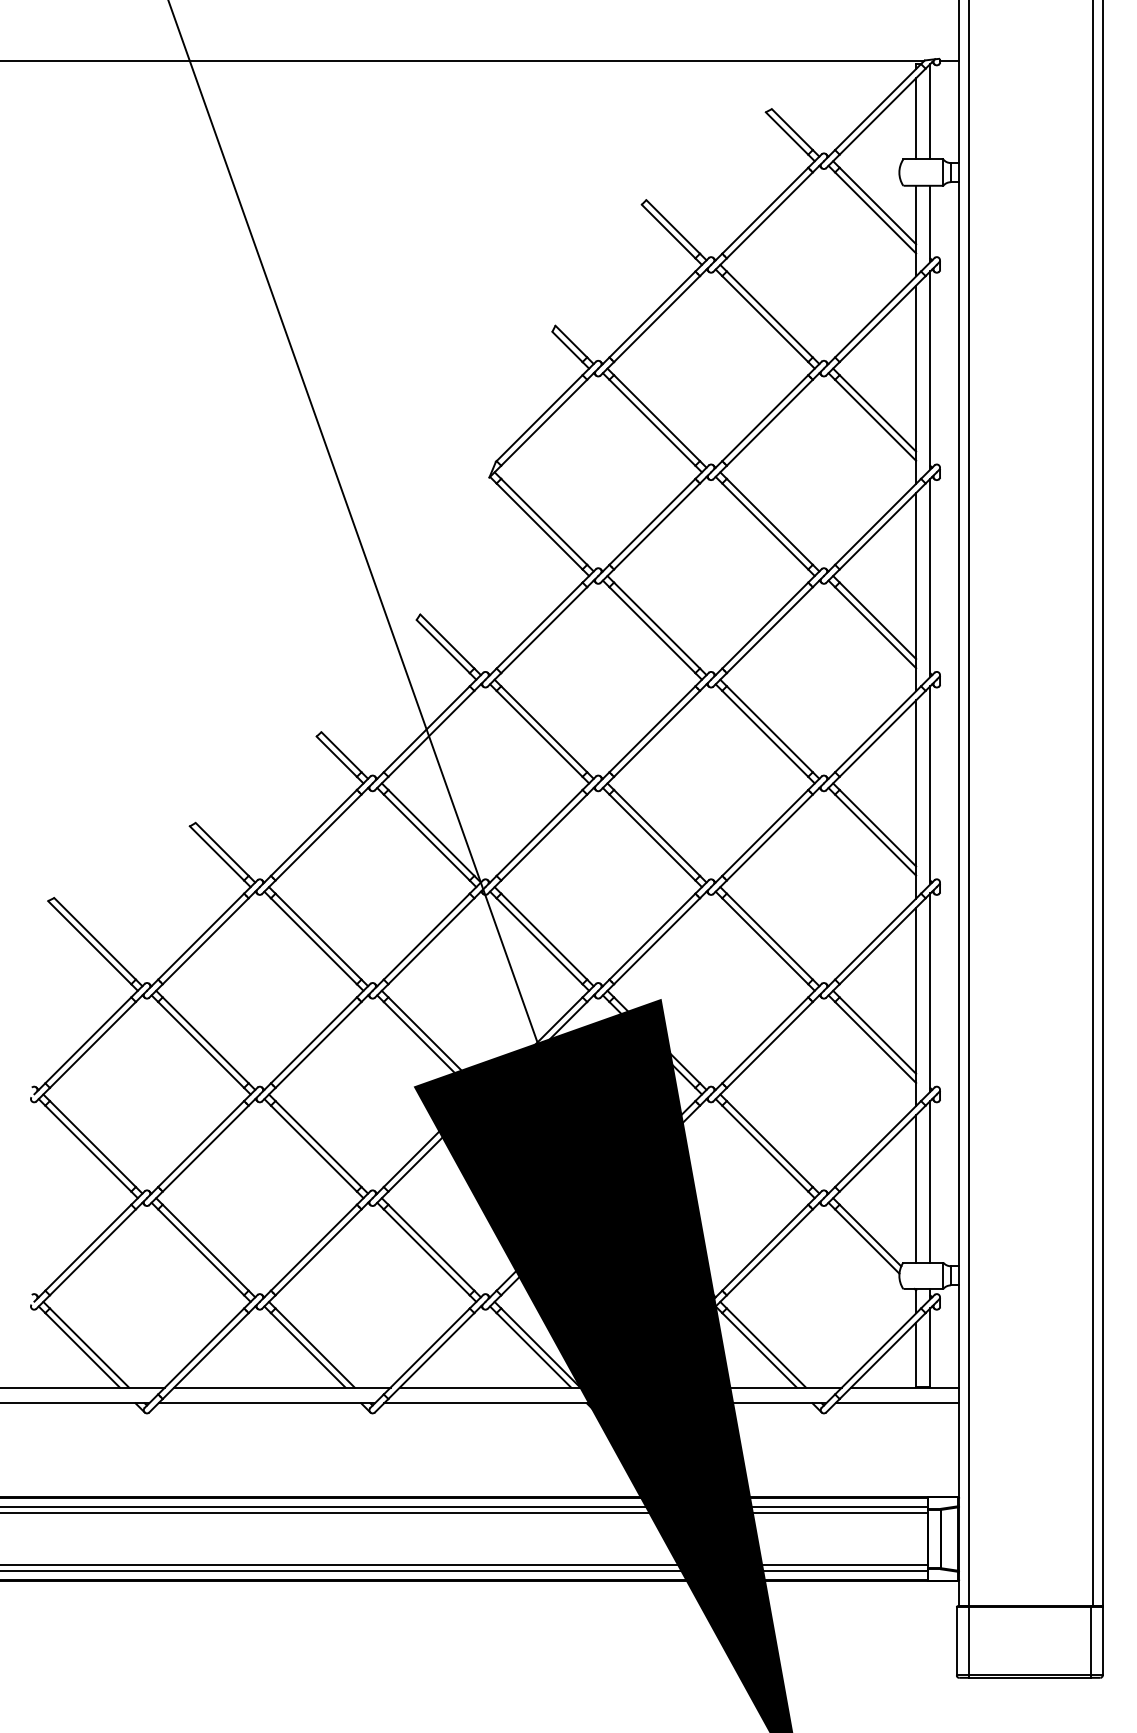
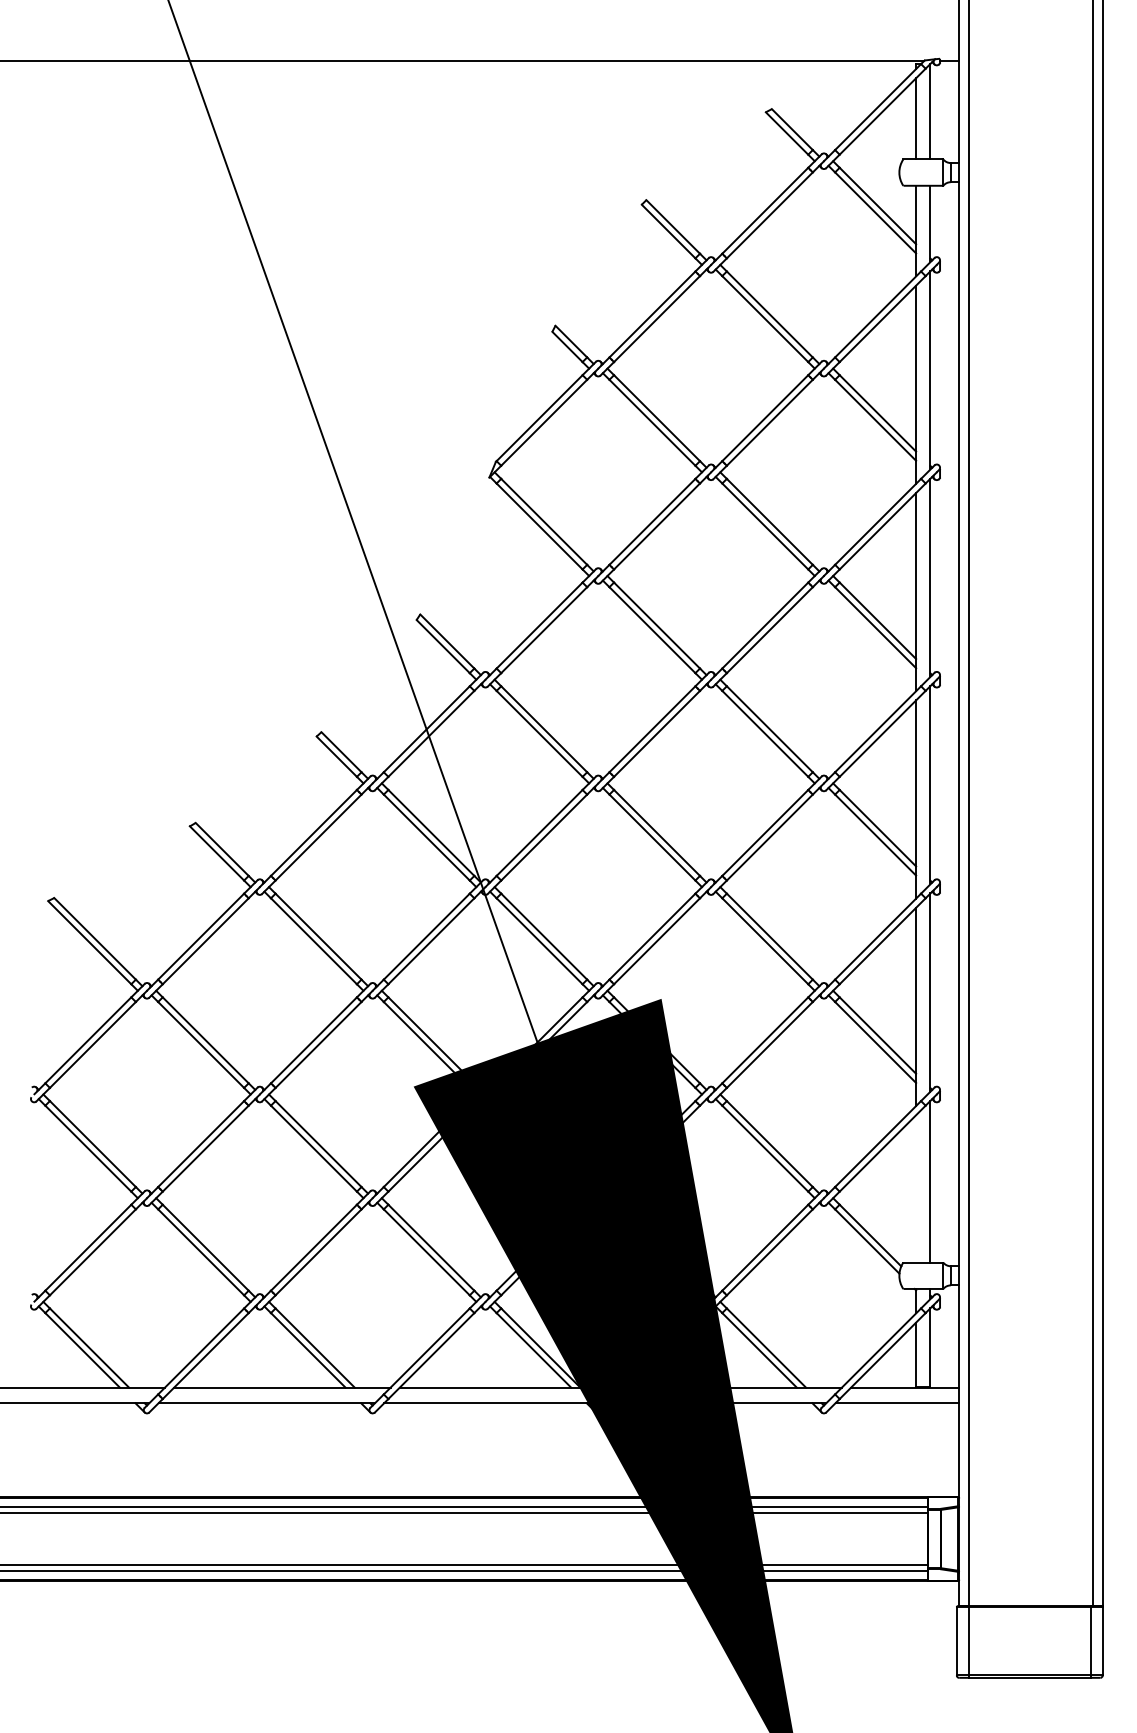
line: present -> none (916, 1188)
